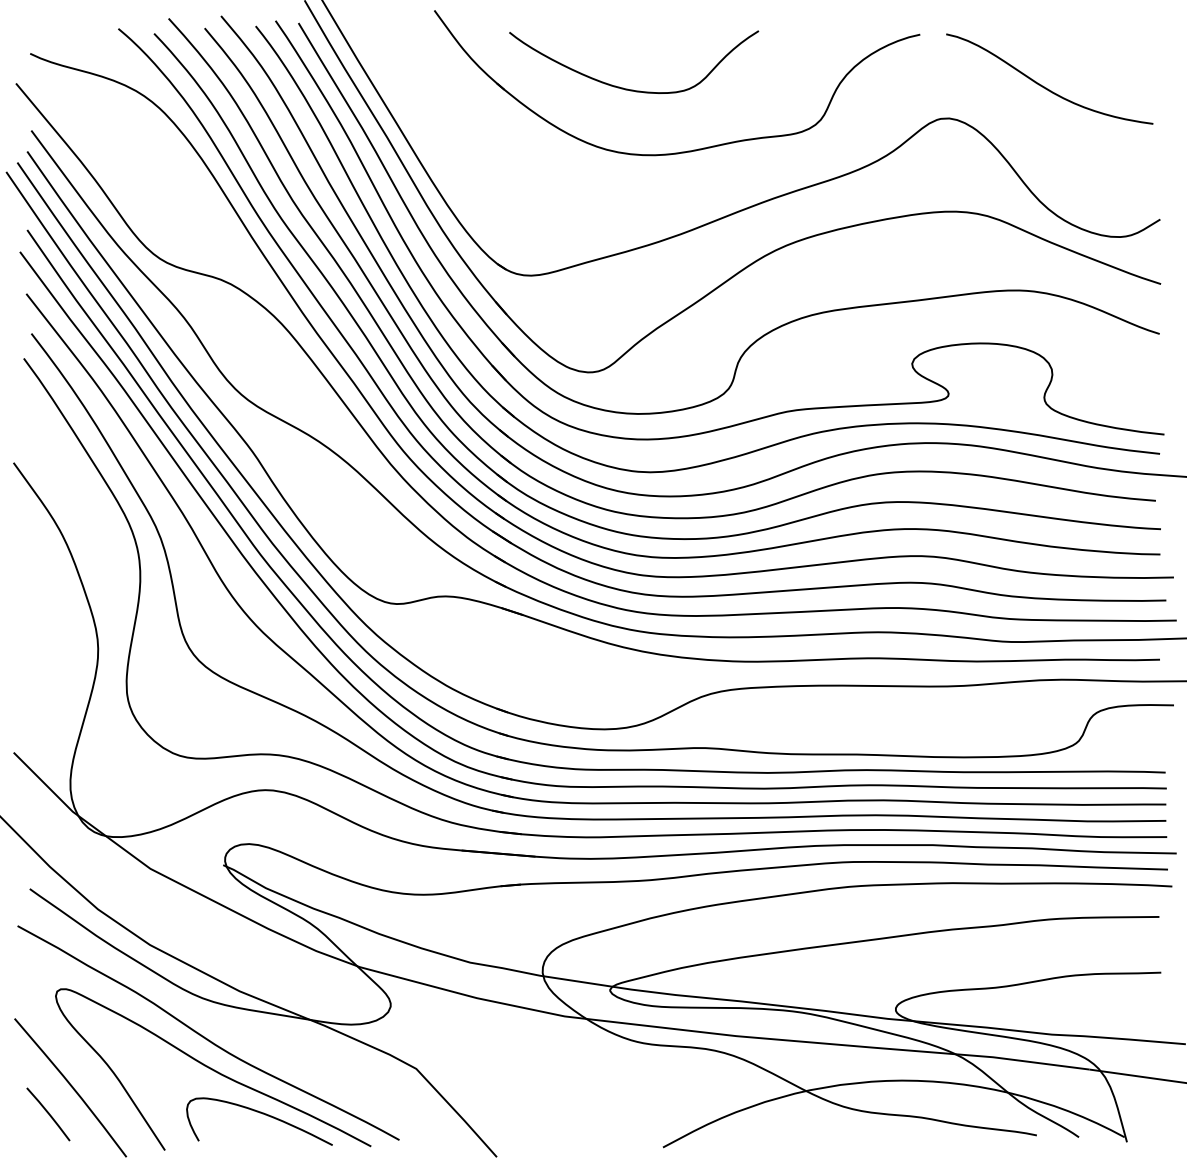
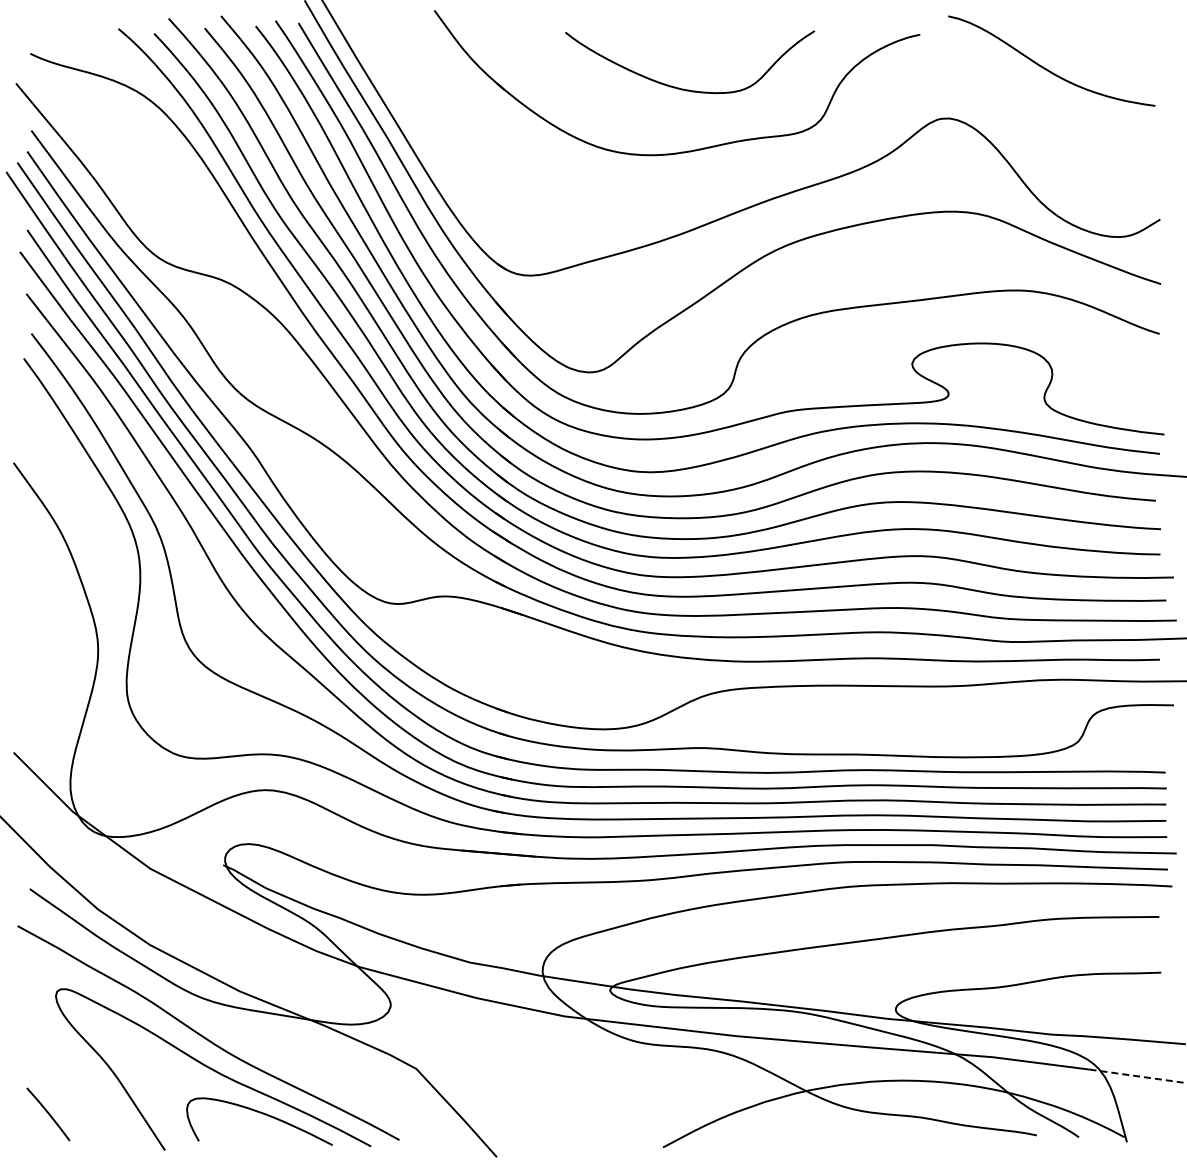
curve position: (1044, 86) -> (1046, 68) (1046, 68)
curve position: (627, 88) -> (683, 88) (683, 88)
line: solid -> dashed (1137, 1076)
curve: present -> none (70, 1086)
